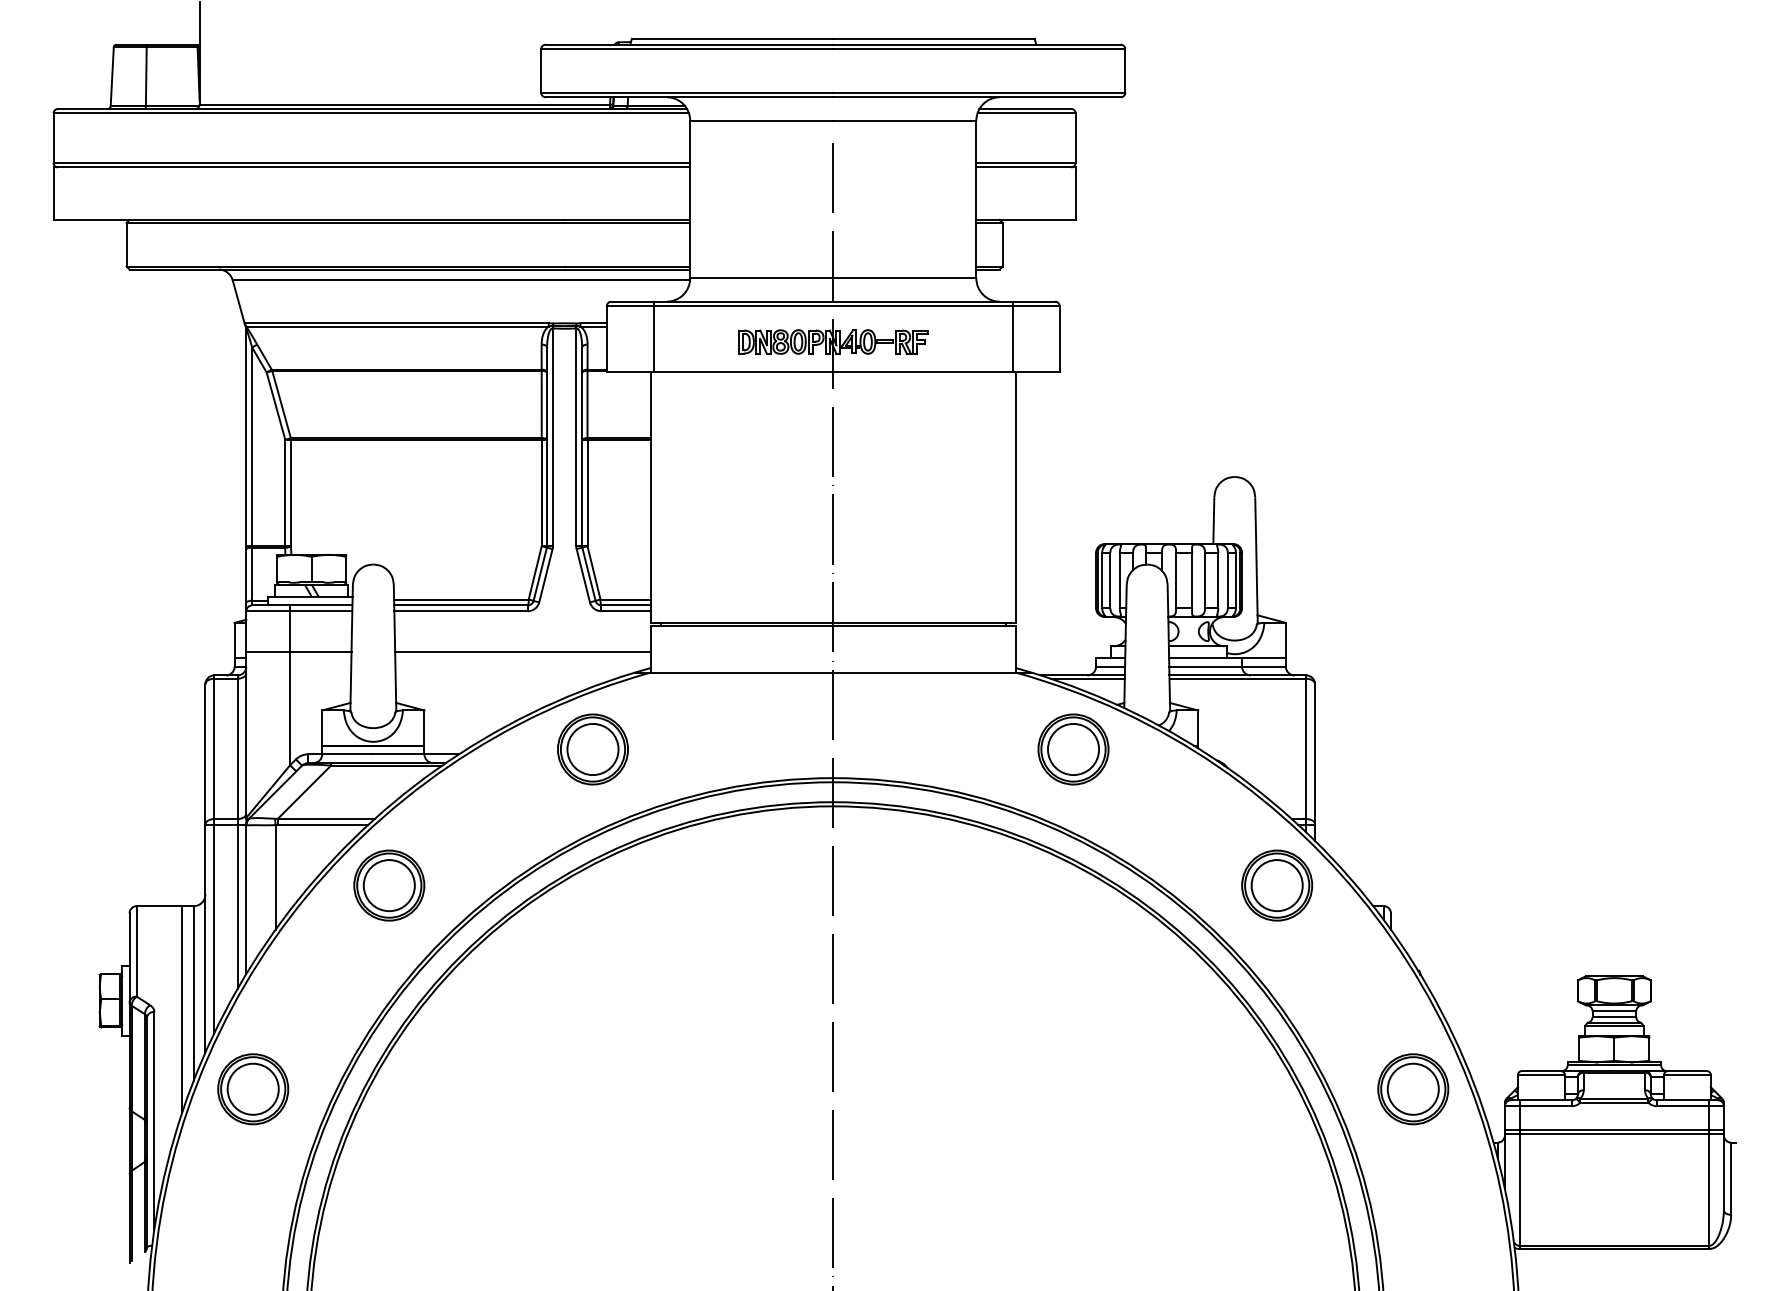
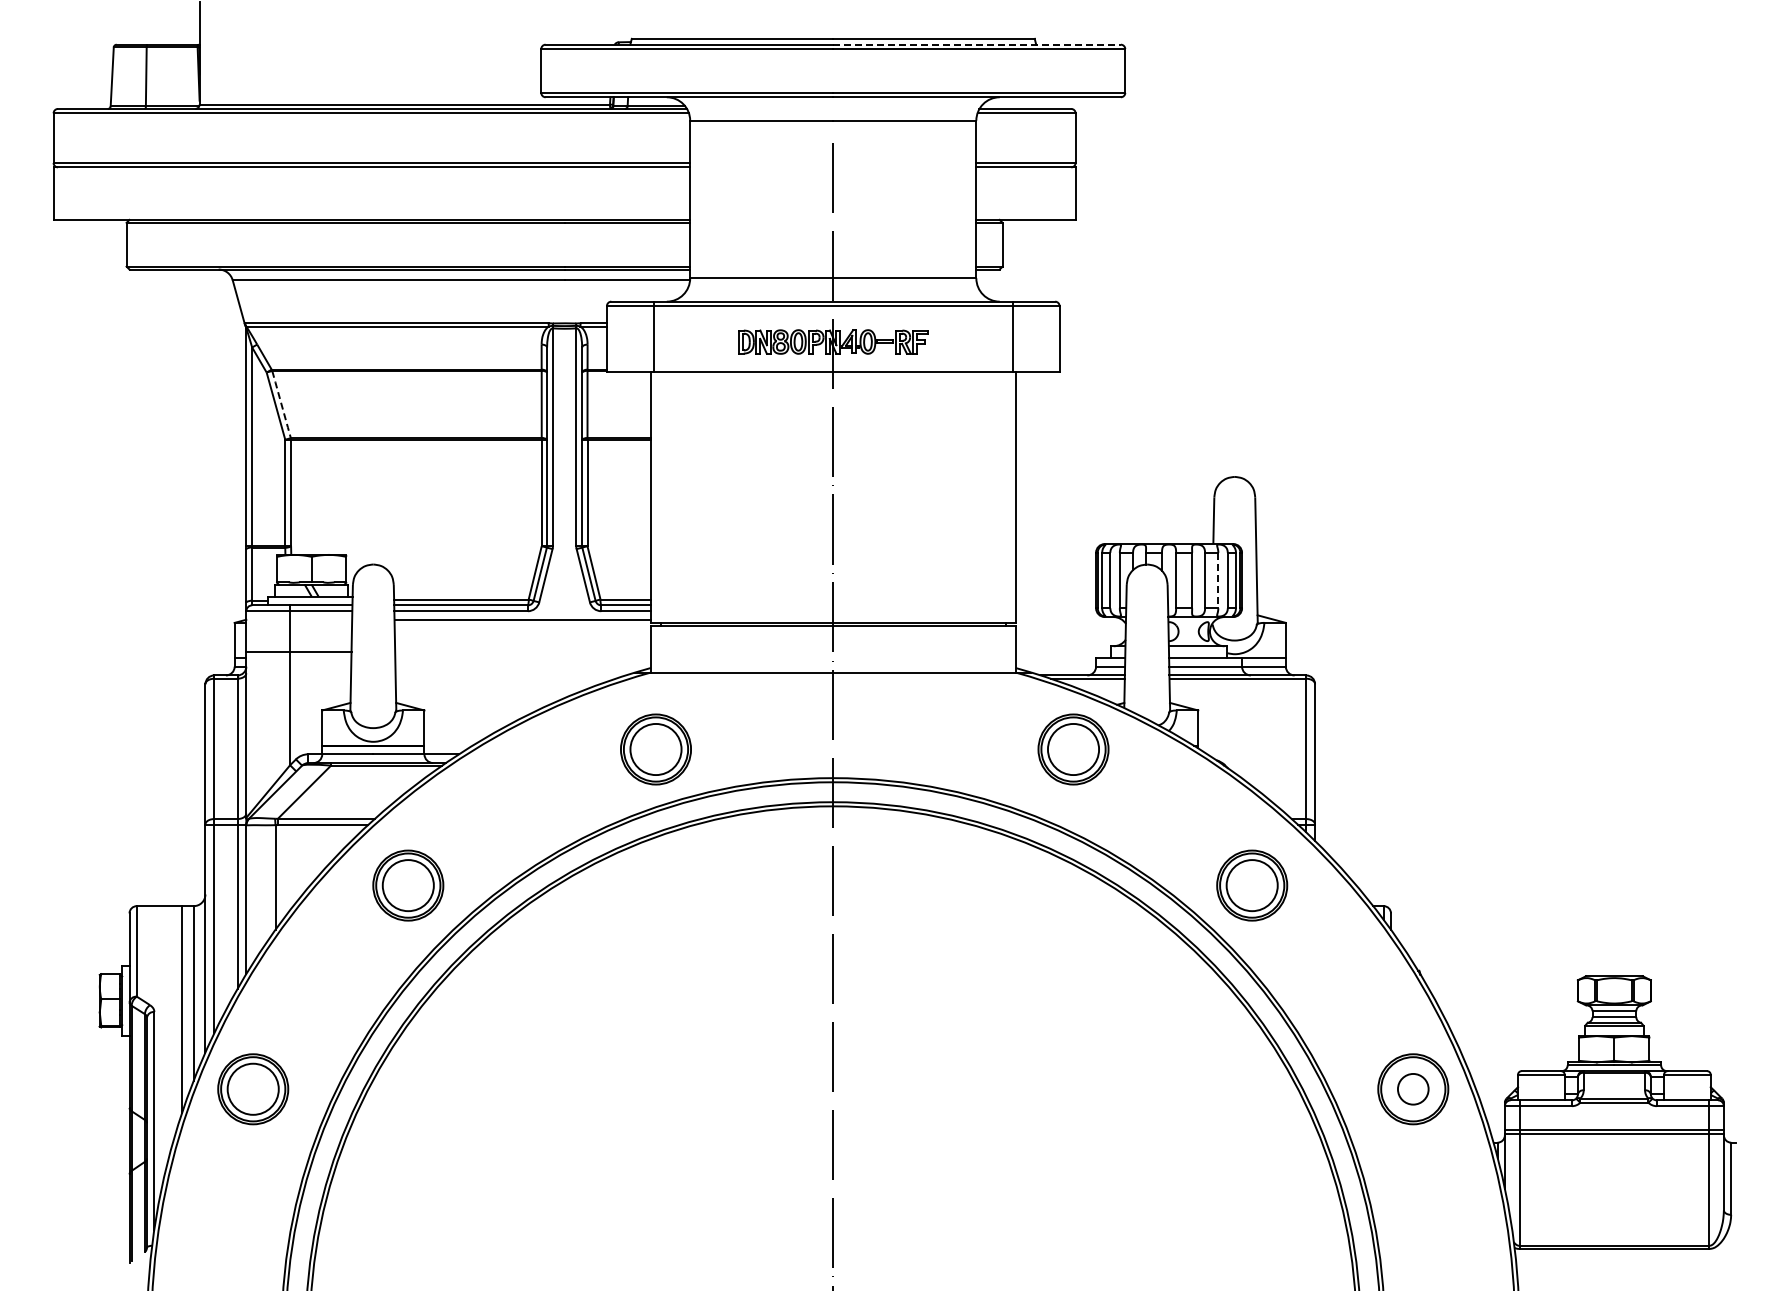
line: solid -> dashed (977, 44)
line: solid -> dashed (281, 405)
line: solid -> dashed (1218, 580)
line position: (522, 652) -> (522, 620) (522, 620)
part position: (592, 749) -> (655, 749) (655, 749)
part position: (389, 885) -> (408, 885) (408, 885)
part position: (1277, 885) -> (1252, 885) (1252, 885)
circle diameter: 51 px -> 31 px (1412, 1088)
